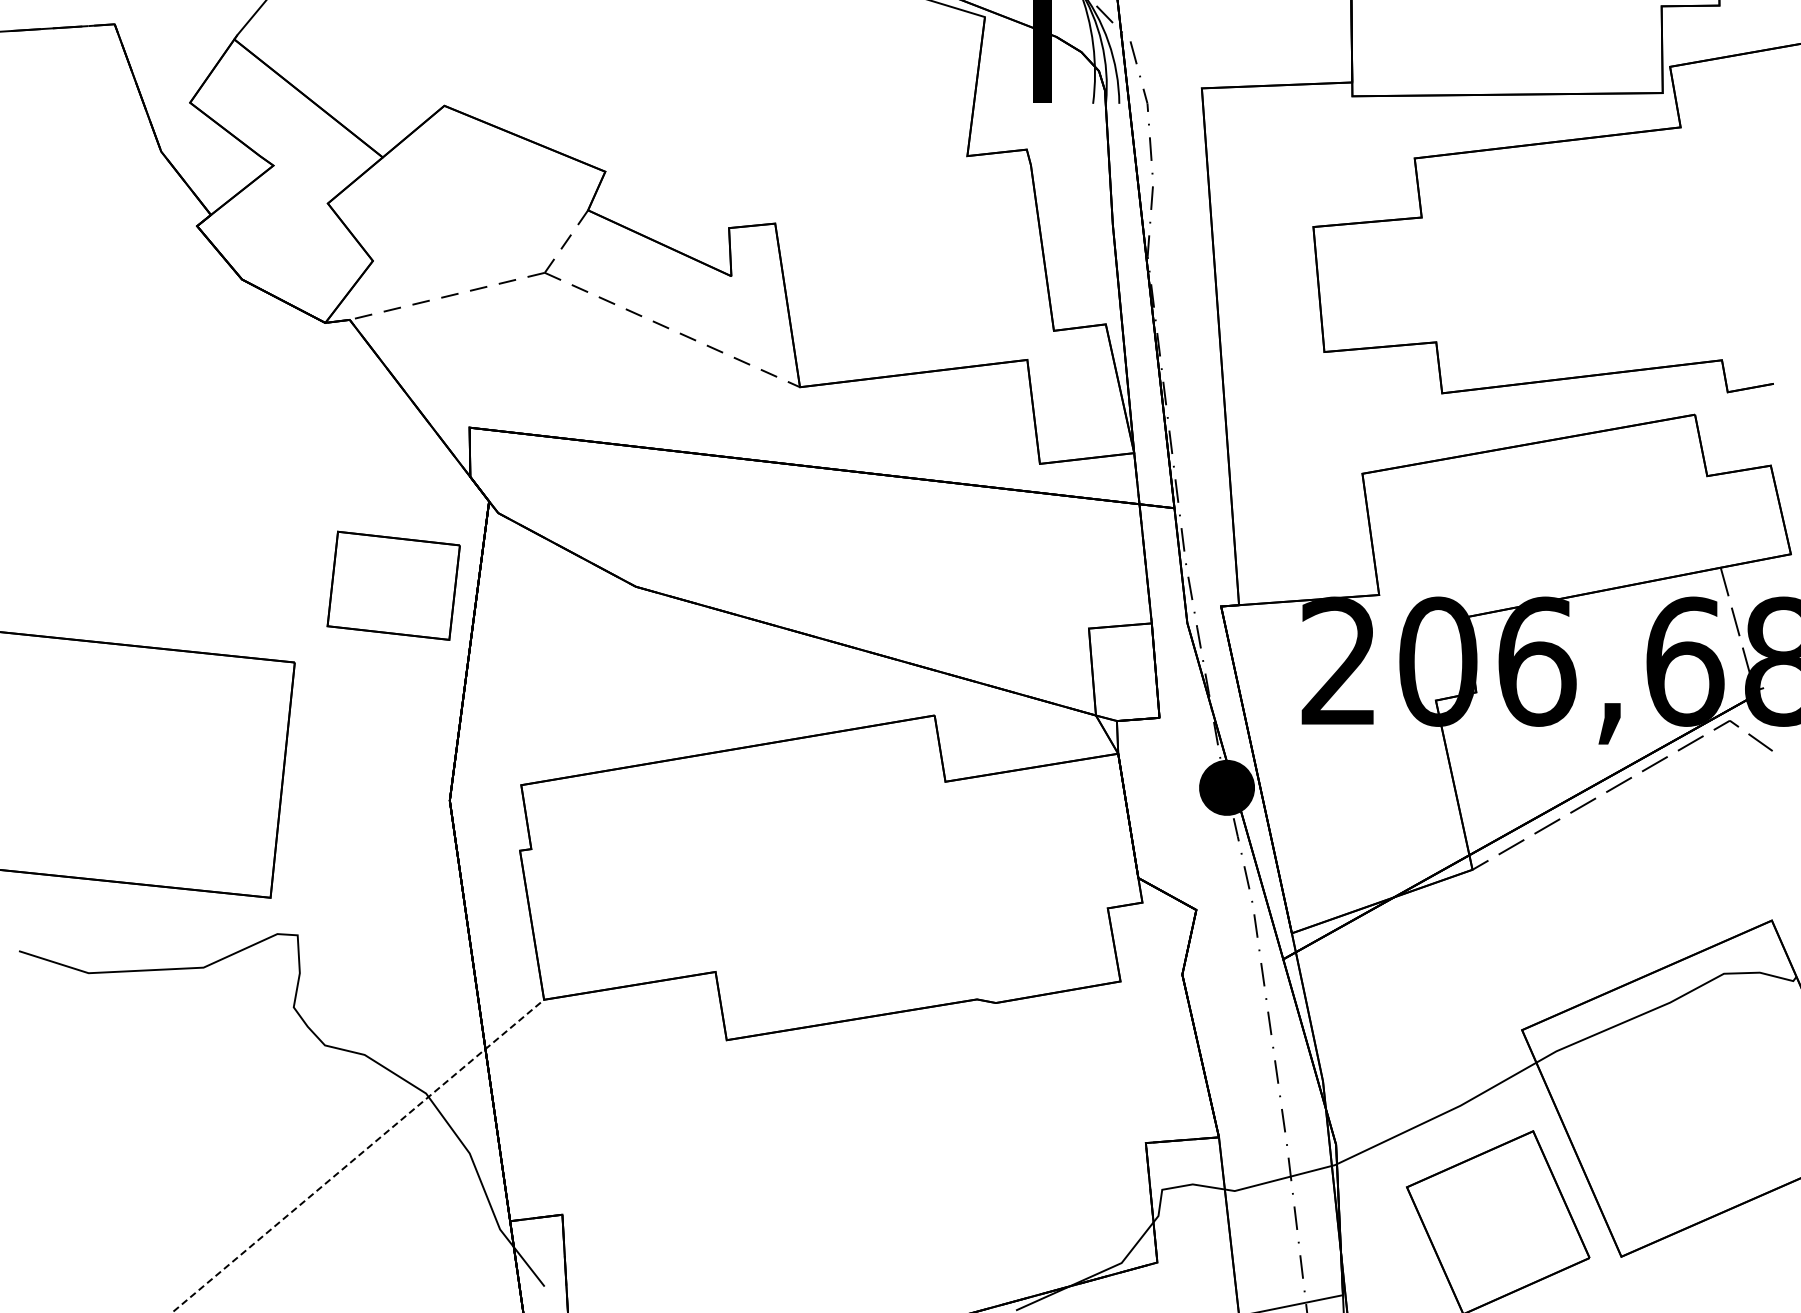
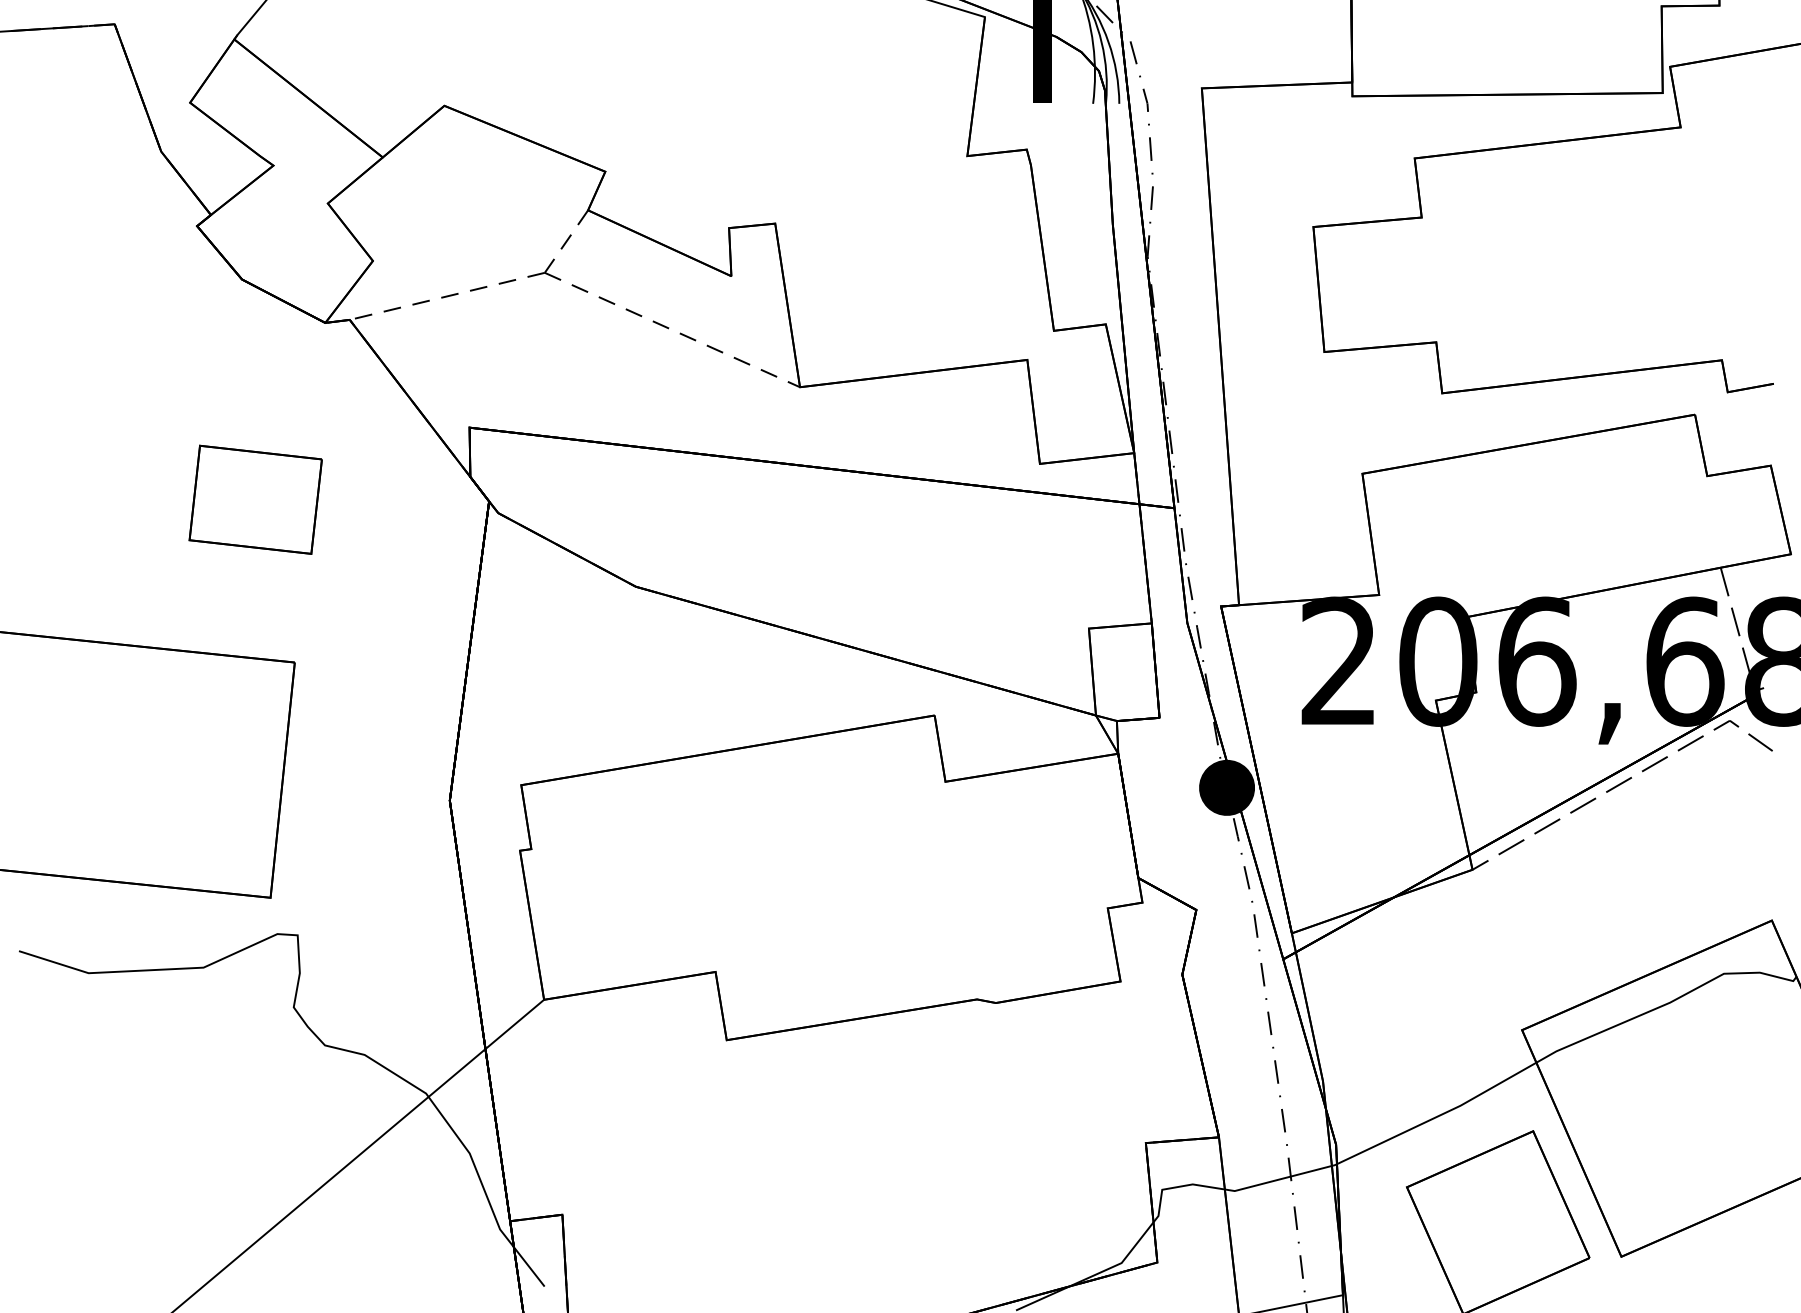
part position: (393, 585) -> (255, 499) (255, 499)
line: dashed -> solid (358, 1156)
